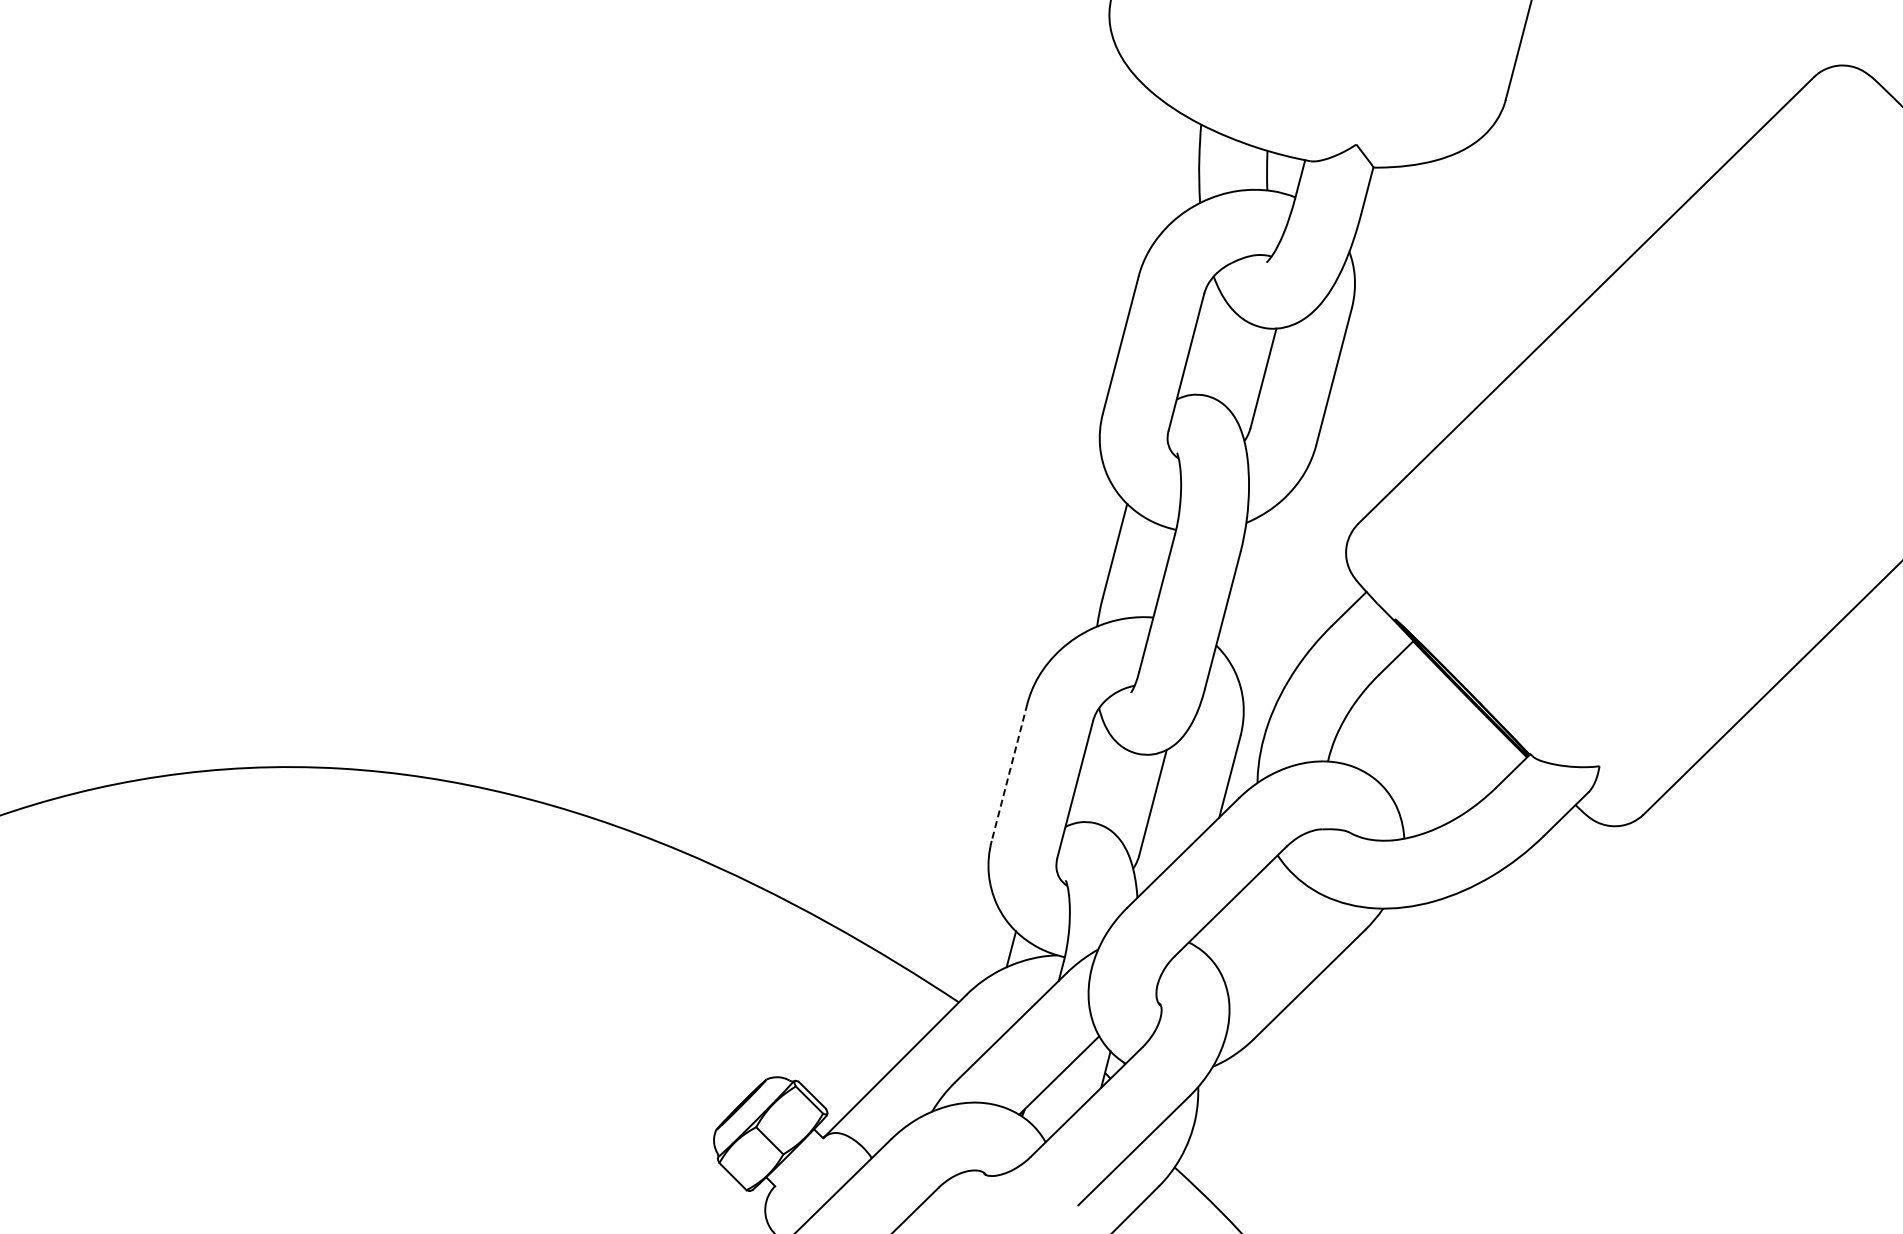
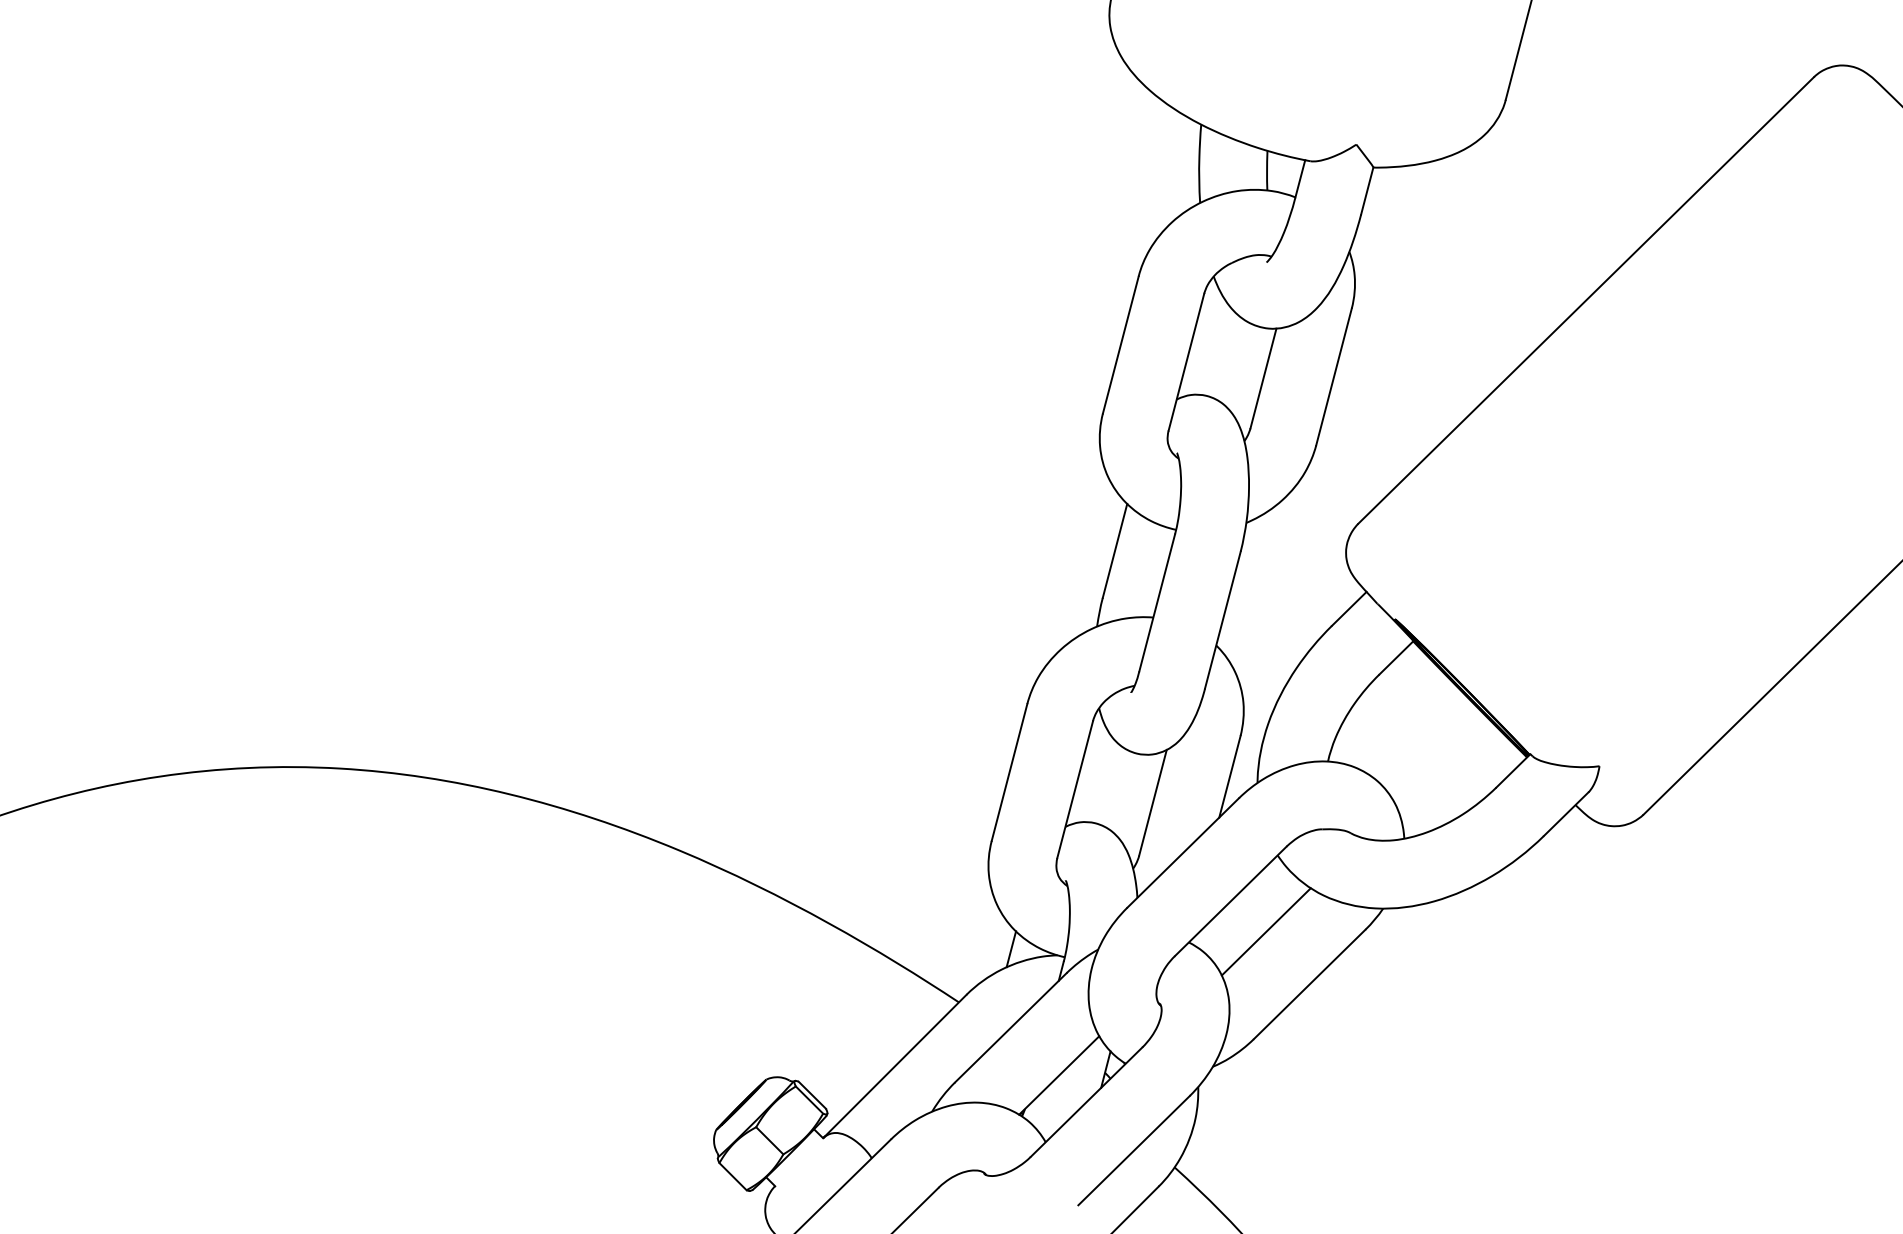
line: dashed -> solid (1009, 772)
line: none -> present (1265, 931)
